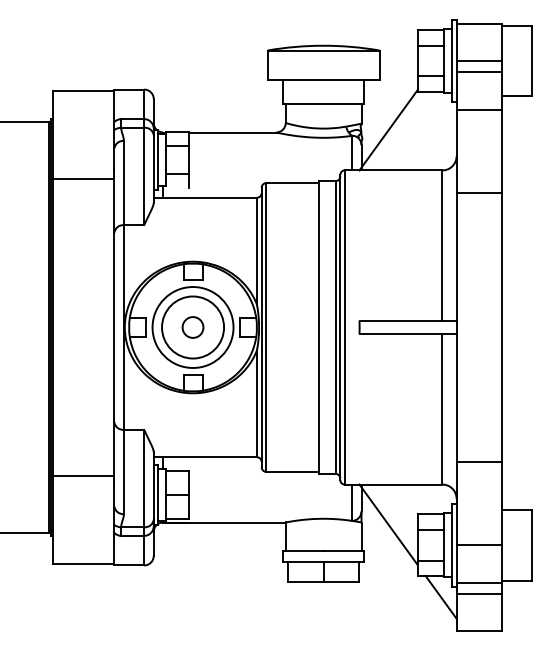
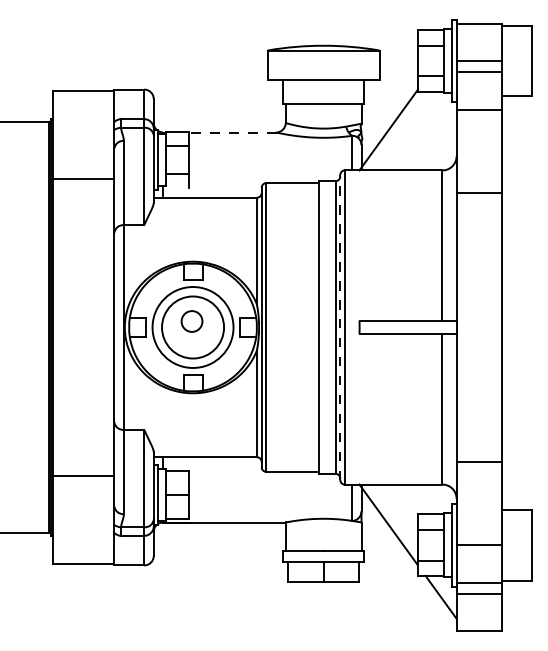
line: solid -> dashed (232, 132)
circle position: (192, 327) -> (191, 321) (191, 321)
line: solid -> dashed (340, 327)
